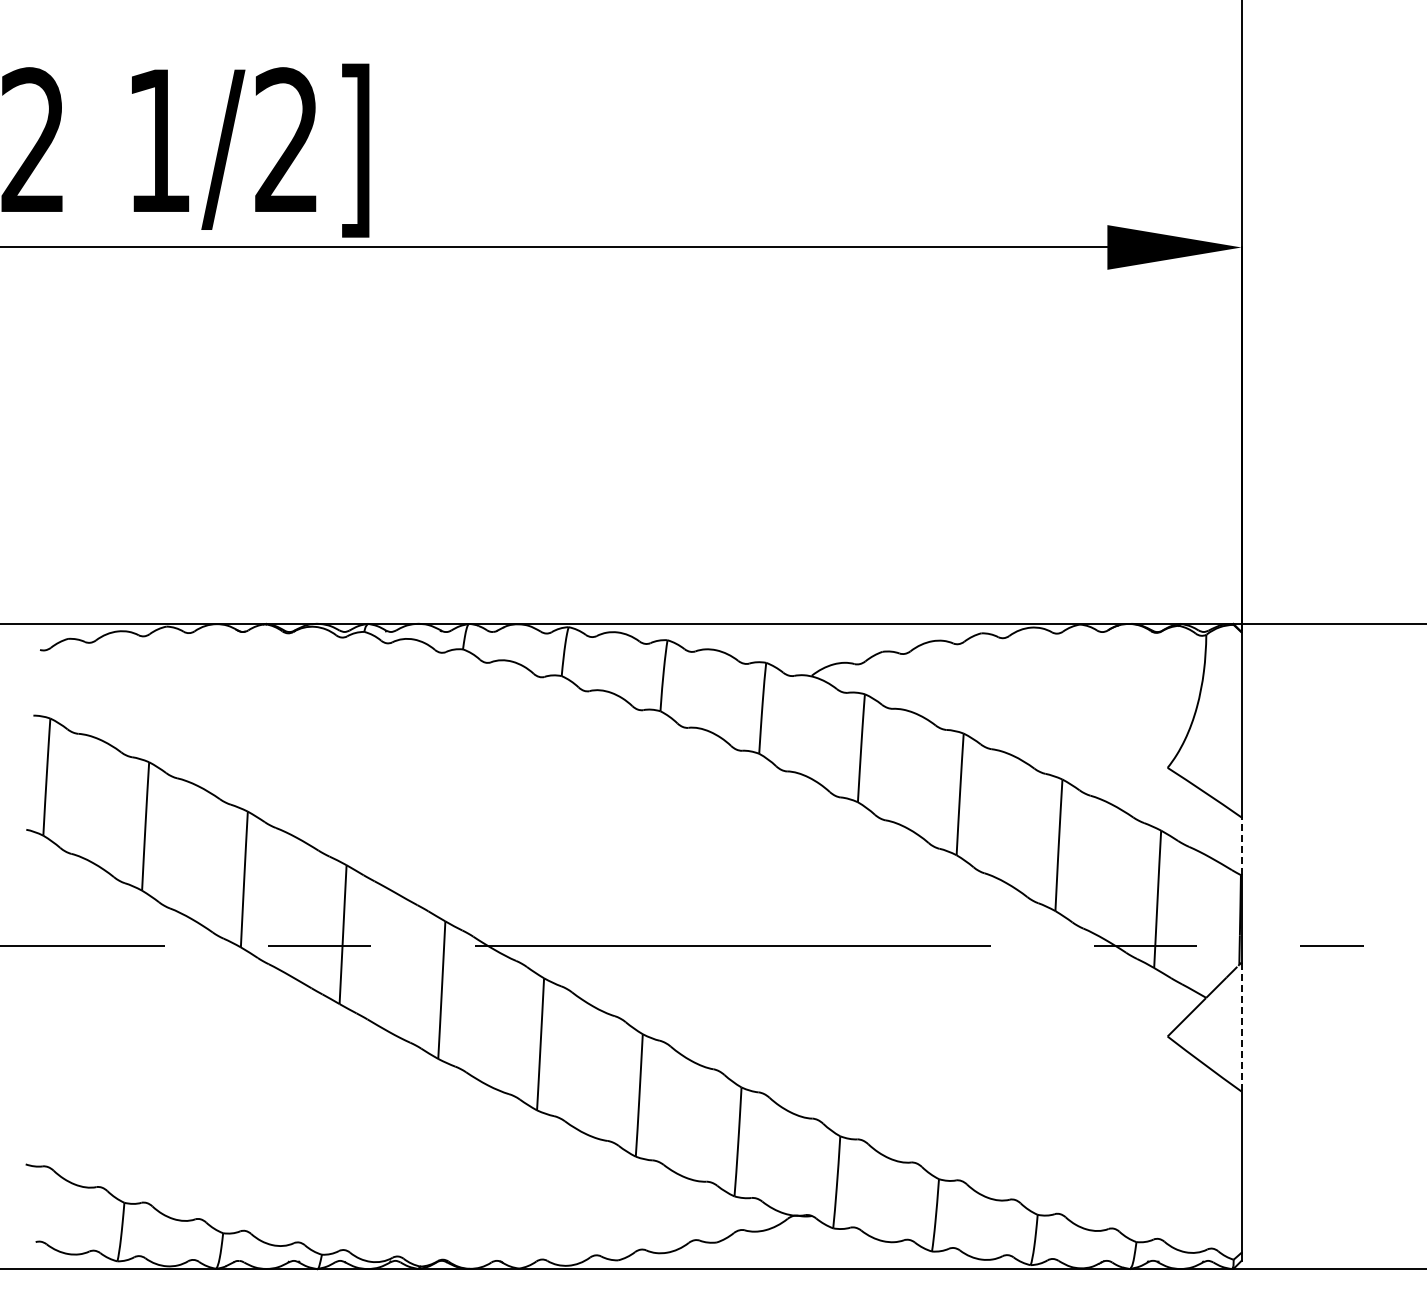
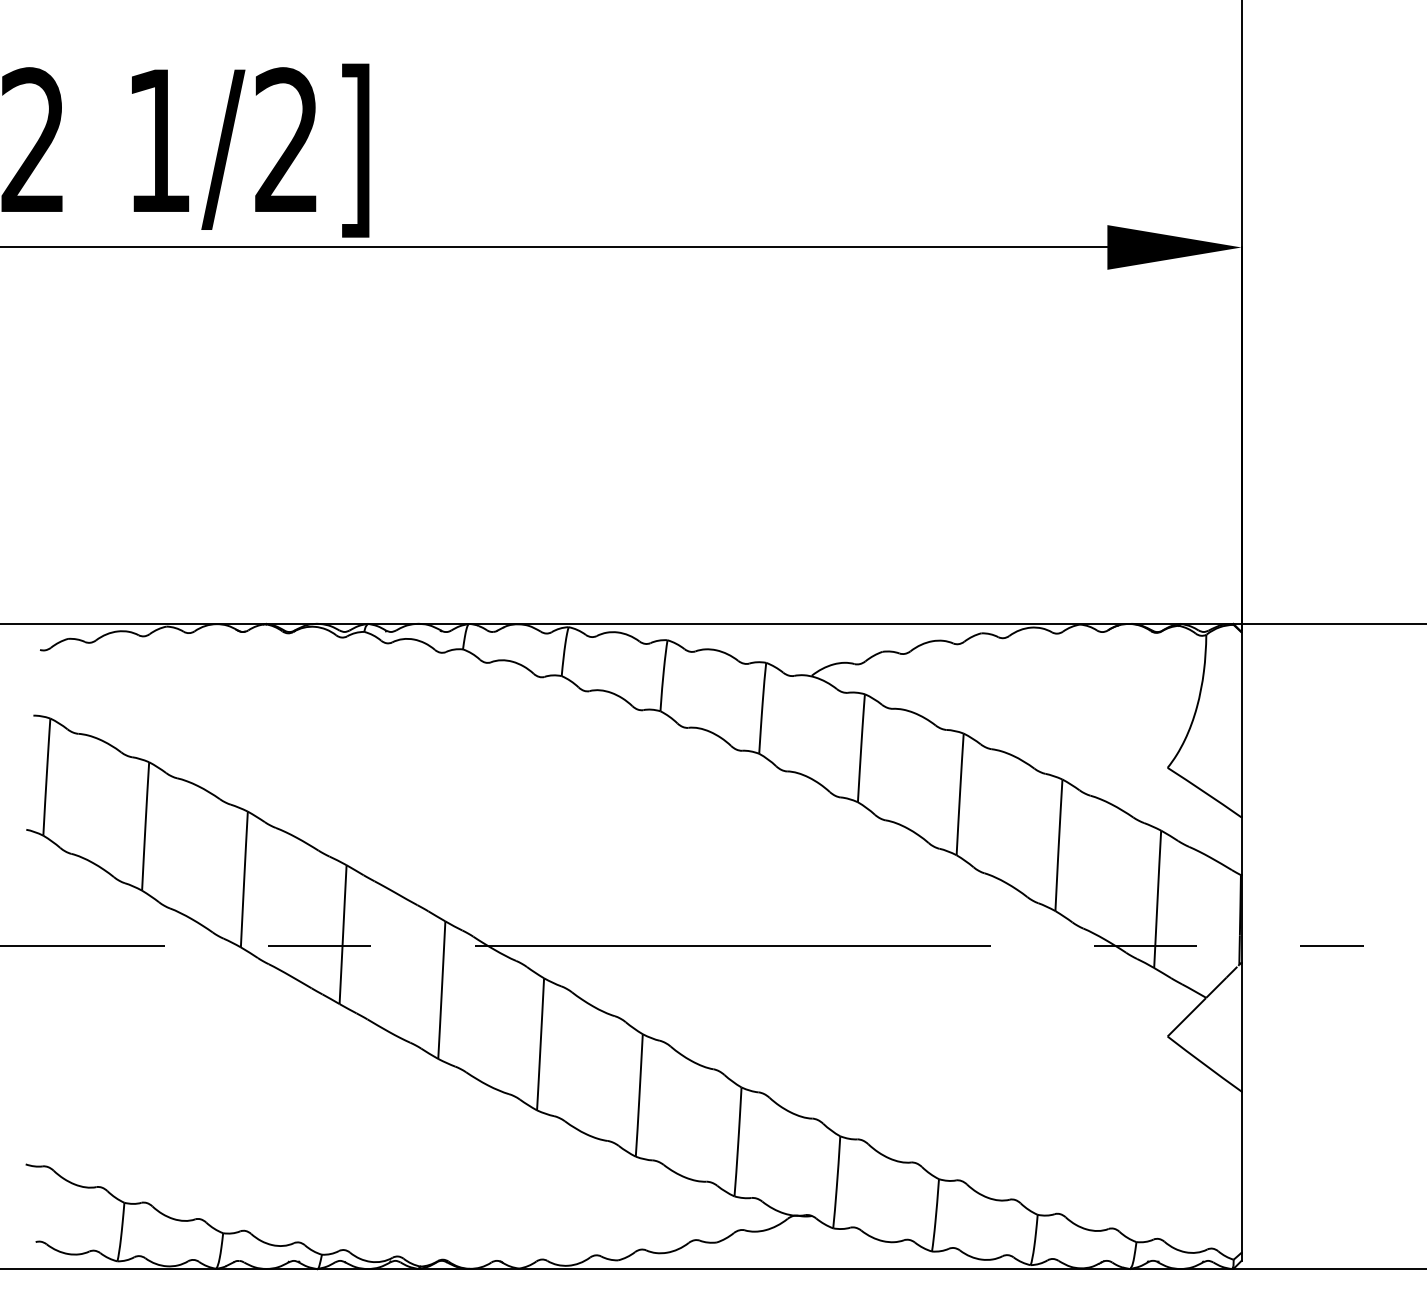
line: dashed -> solid (1241, 846)
line: dashed -> solid (1241, 1027)
